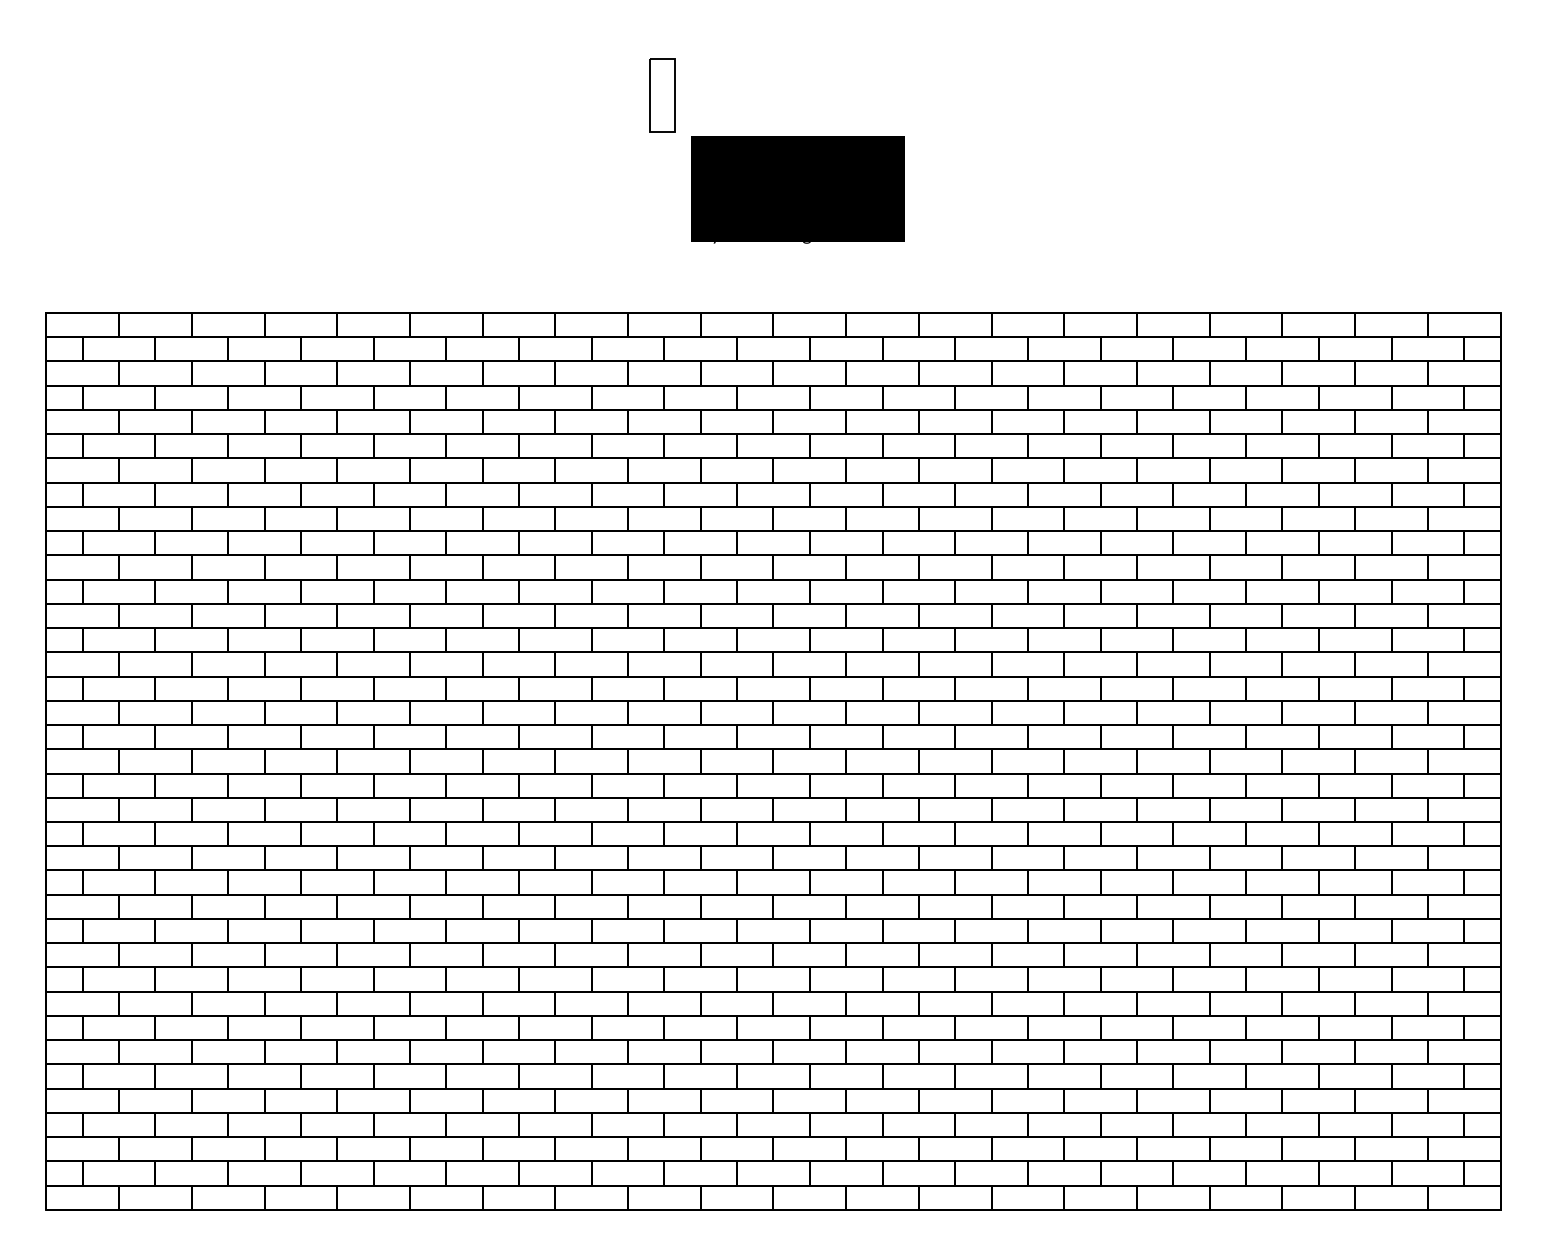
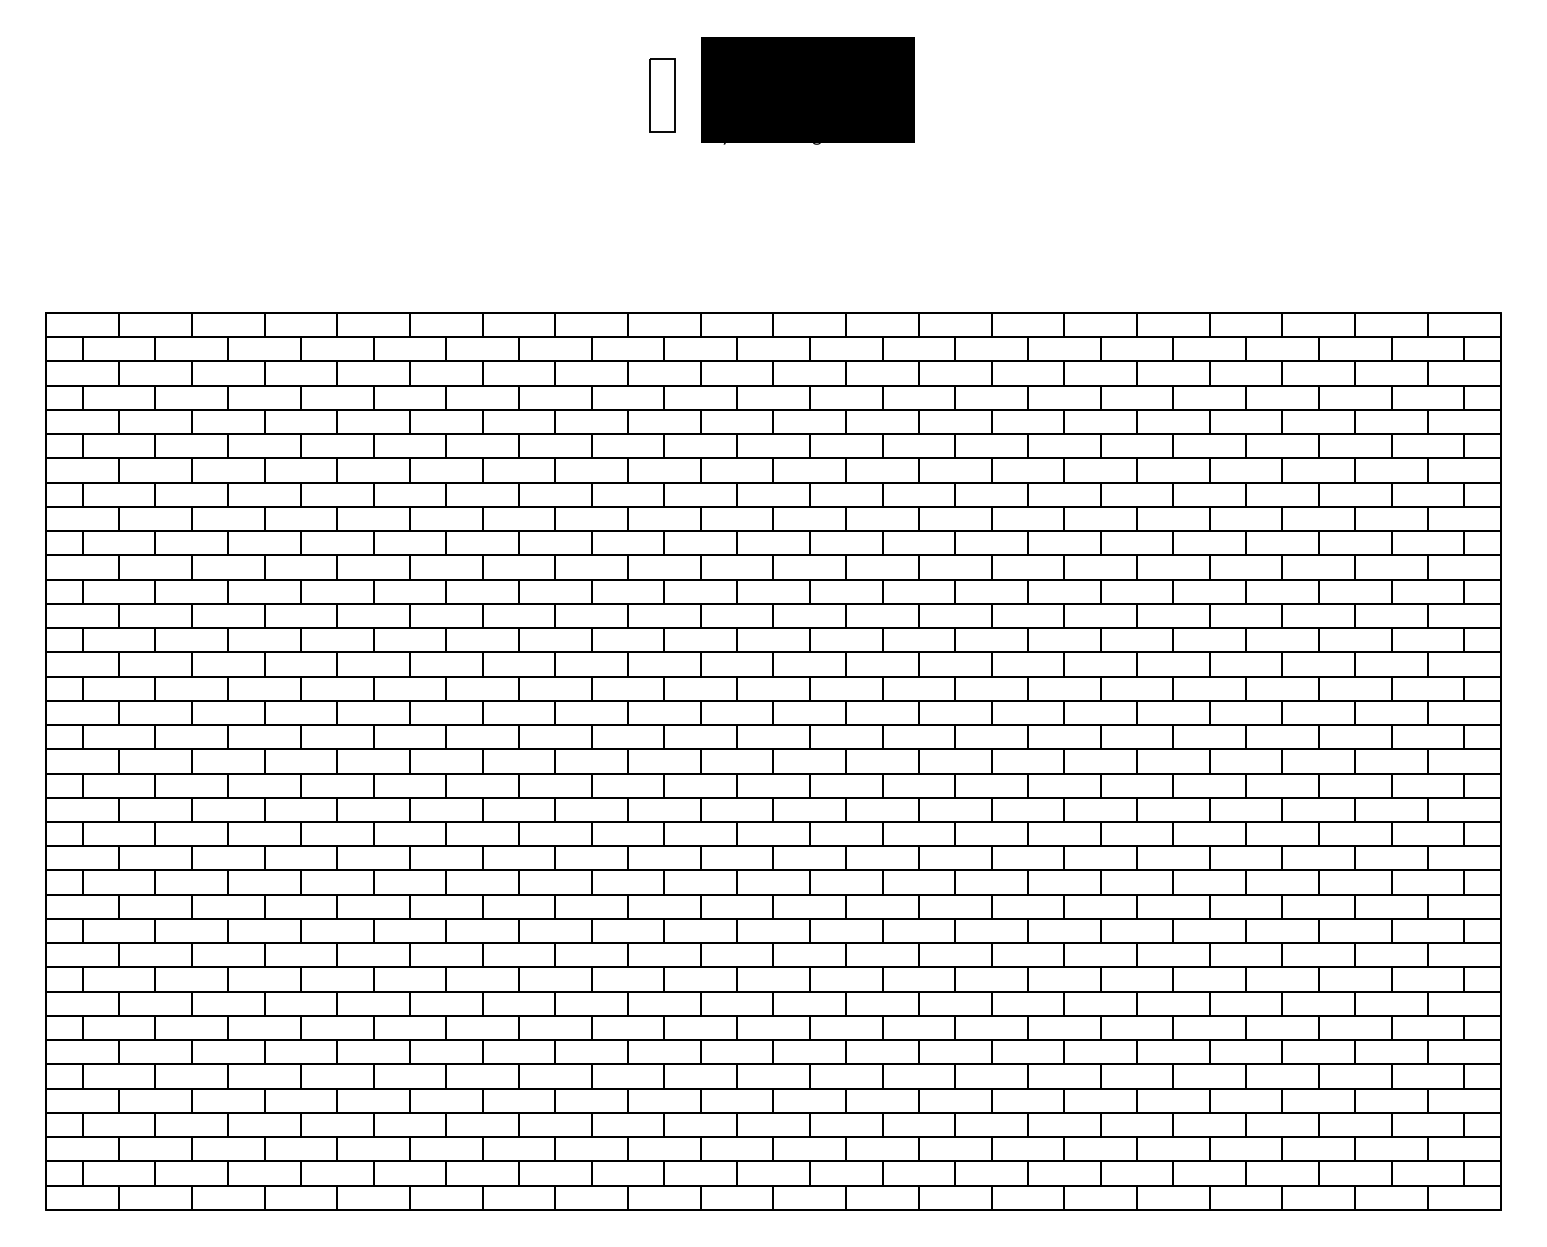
text position: (797, 189) -> (807, 90) (807, 90)
